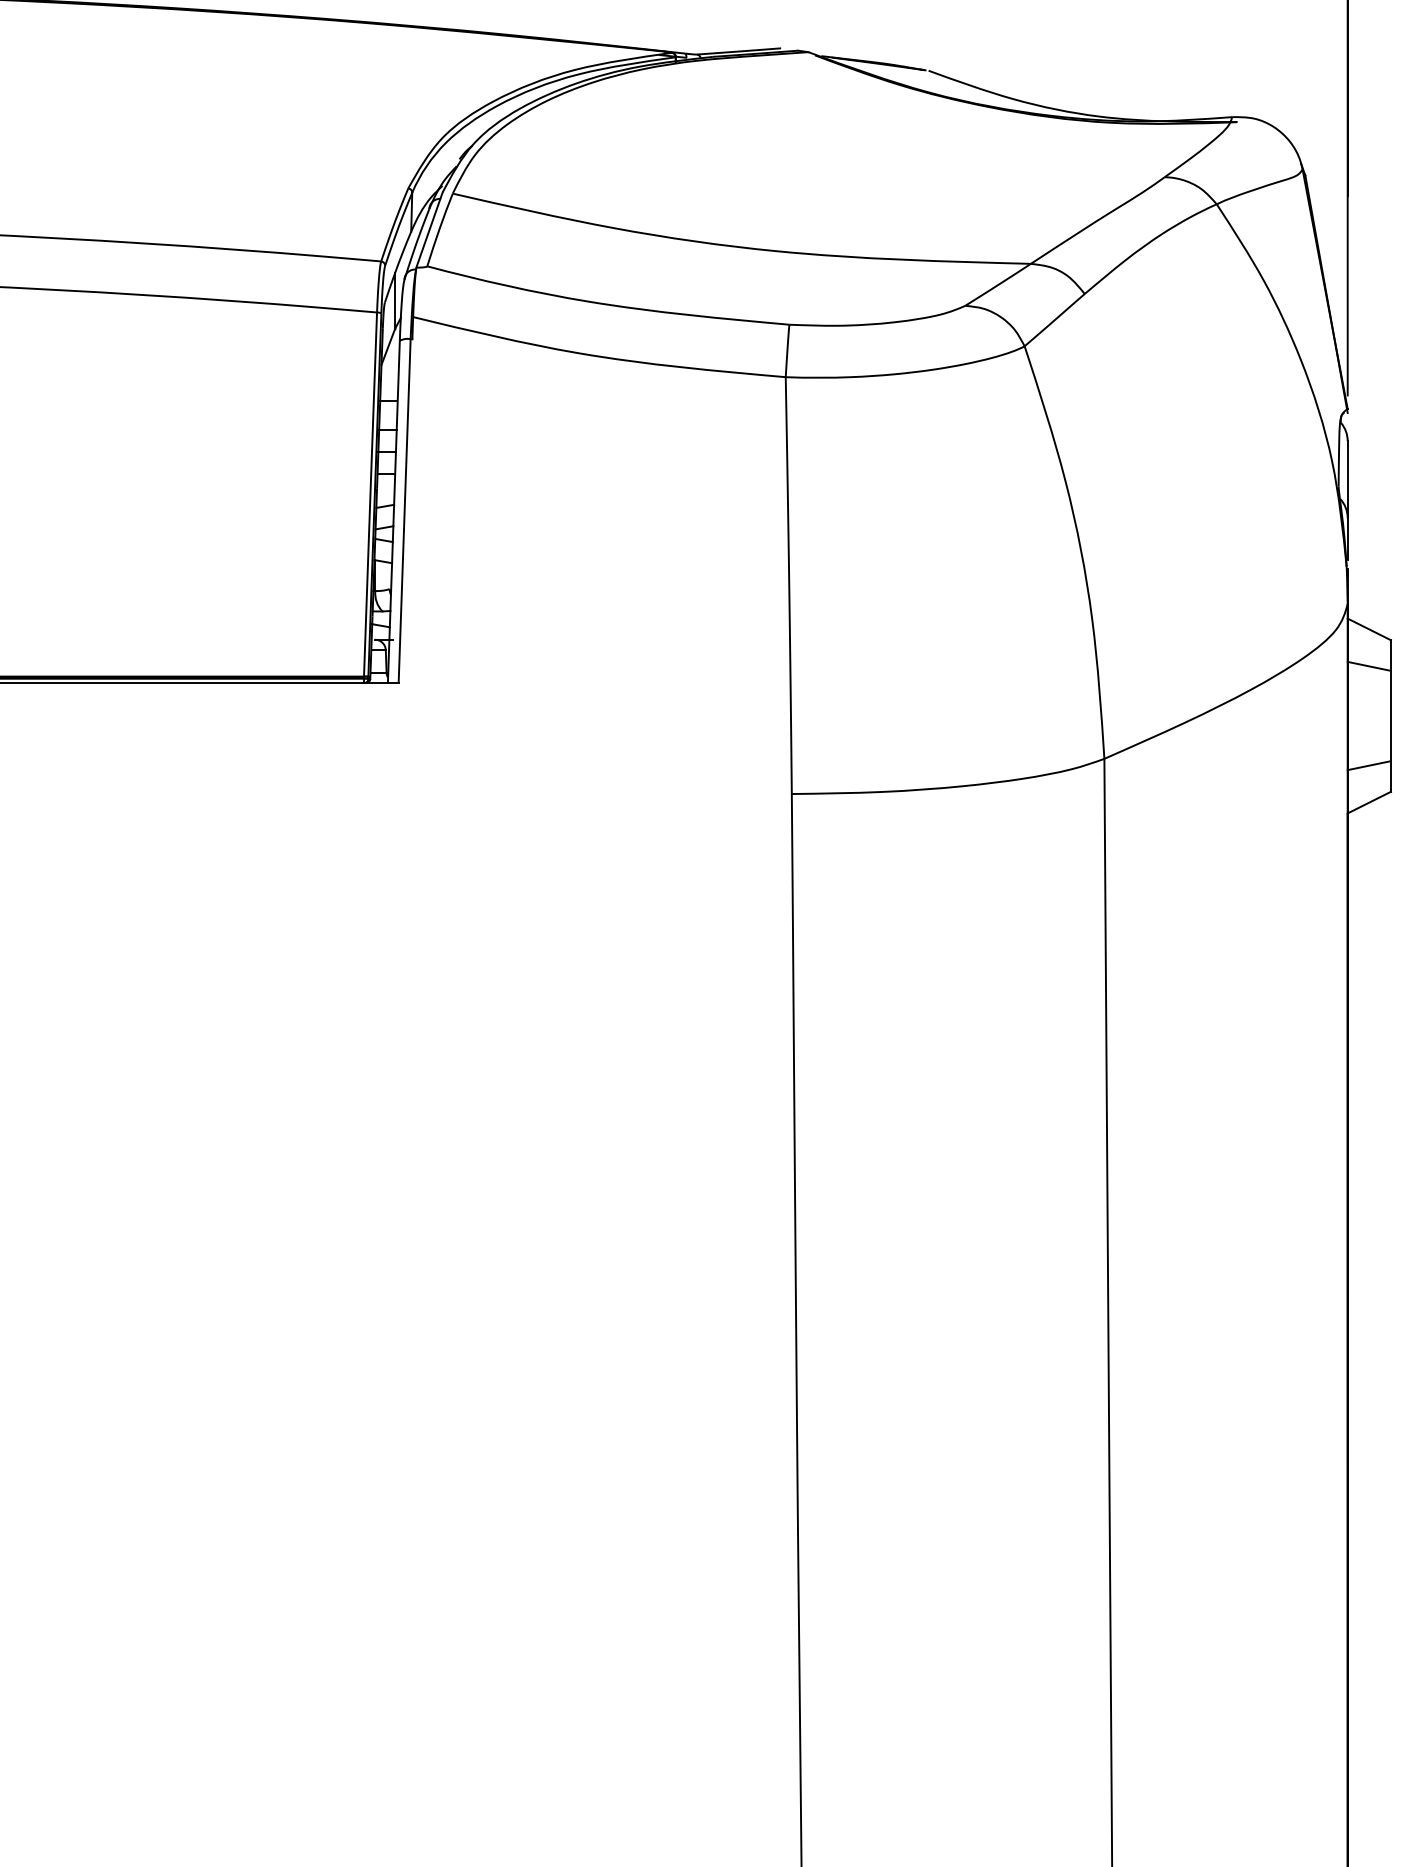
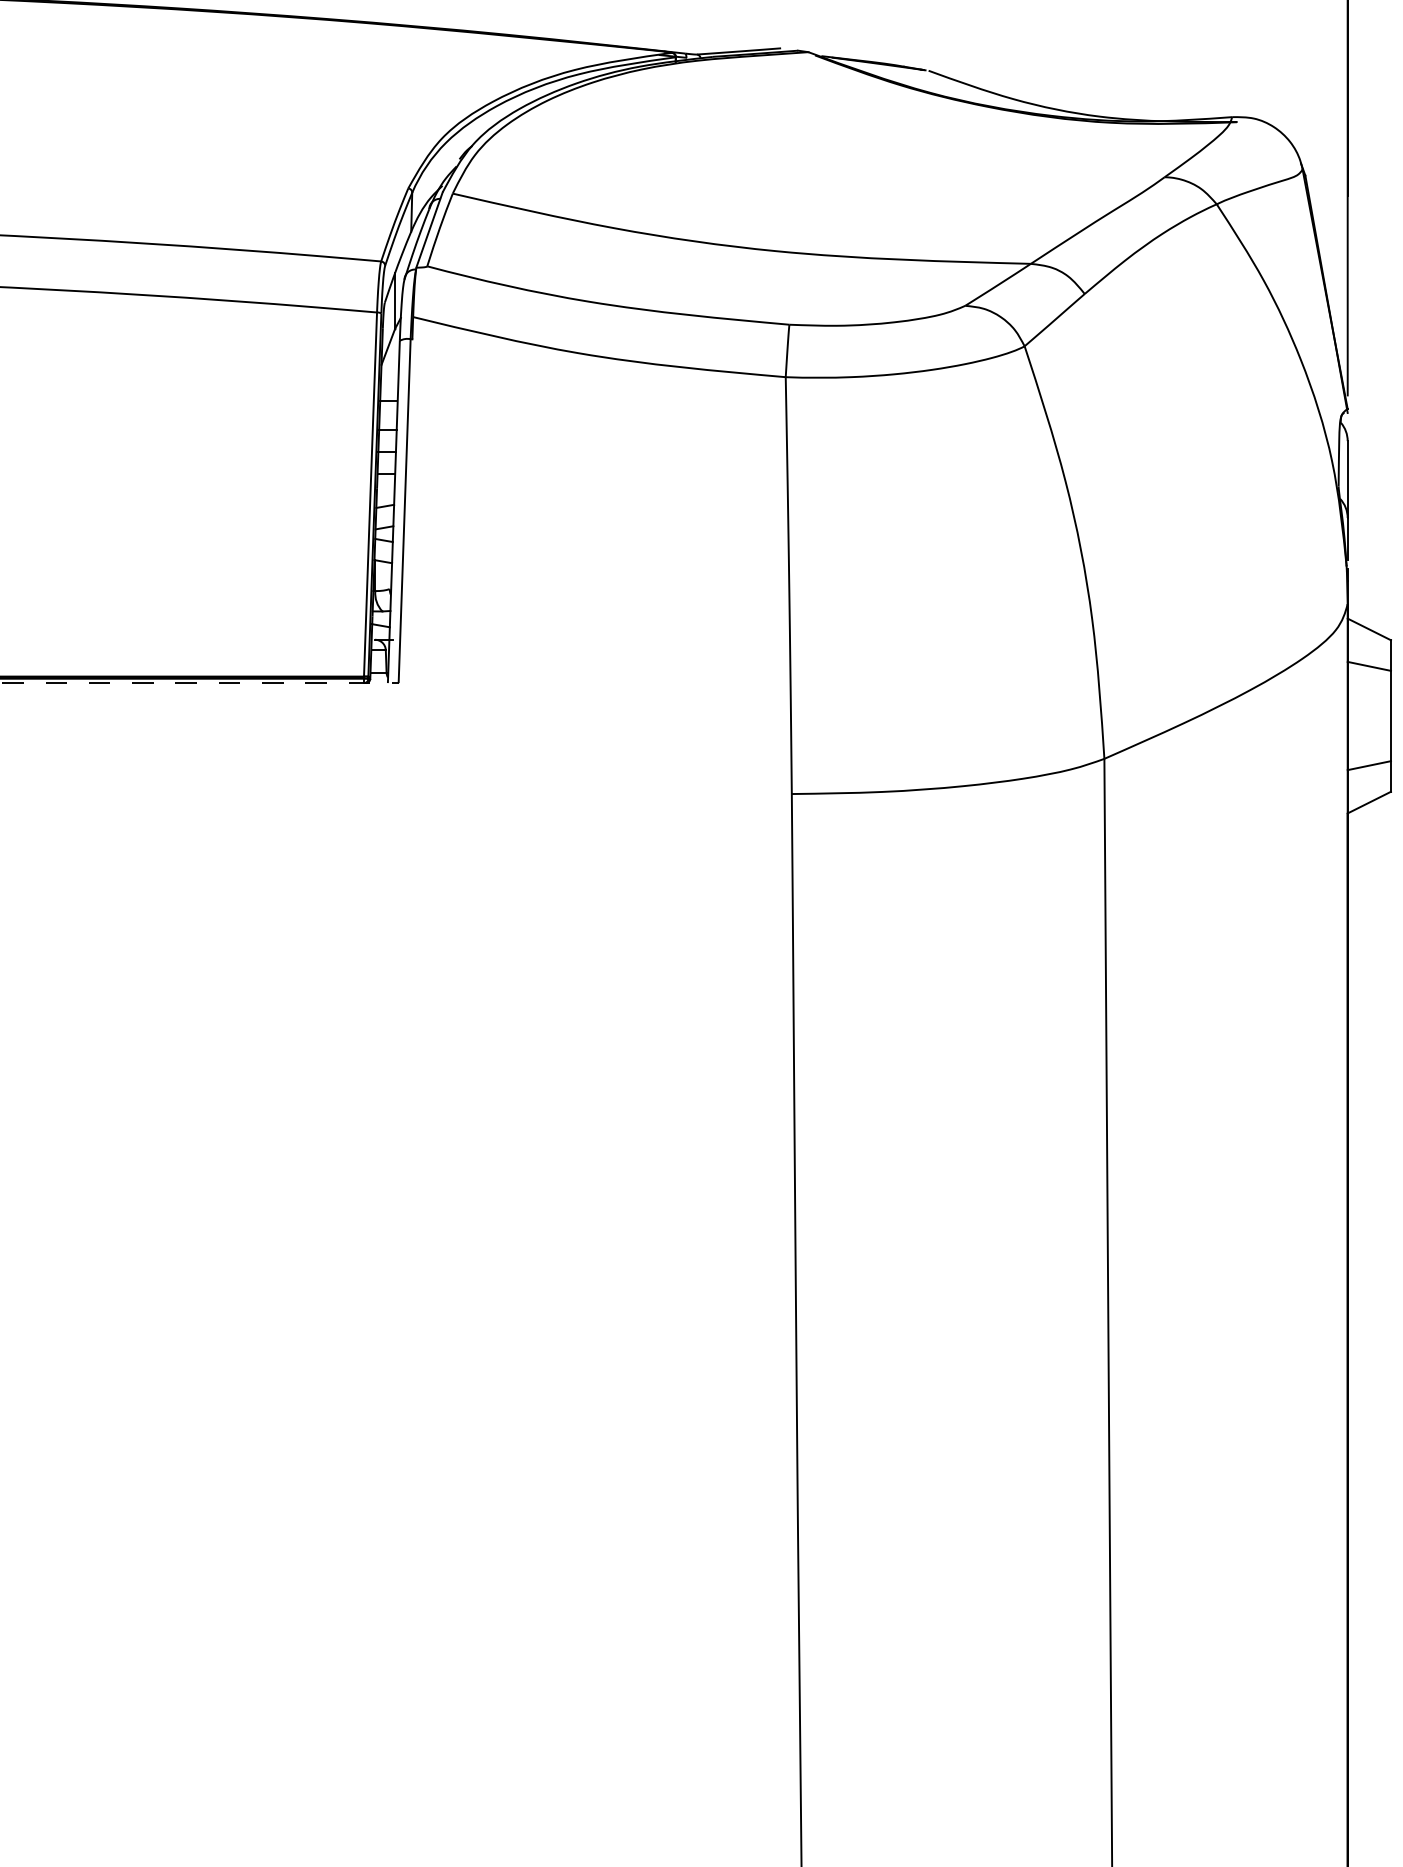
line: solid -> dashed (199, 683)
